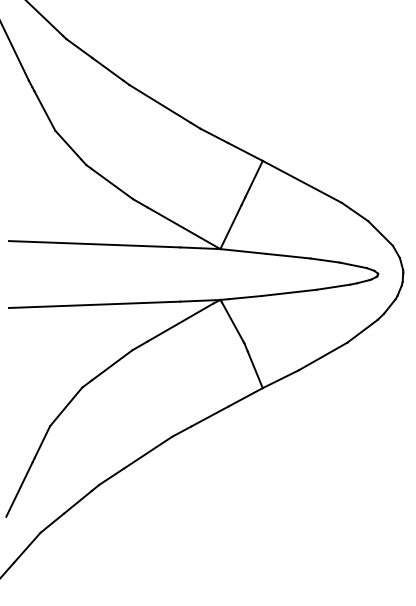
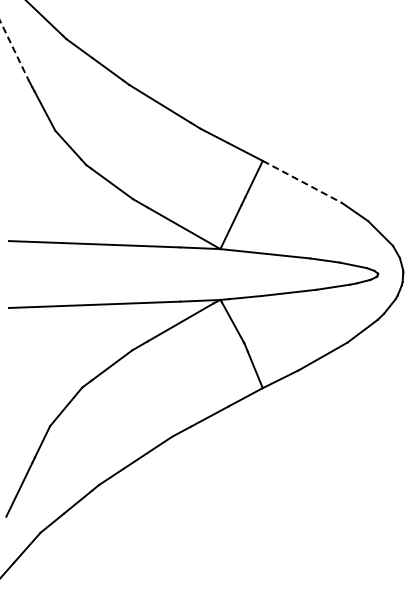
line: solid -> dashed (14, 51)
line: solid -> dashed (302, 181)
